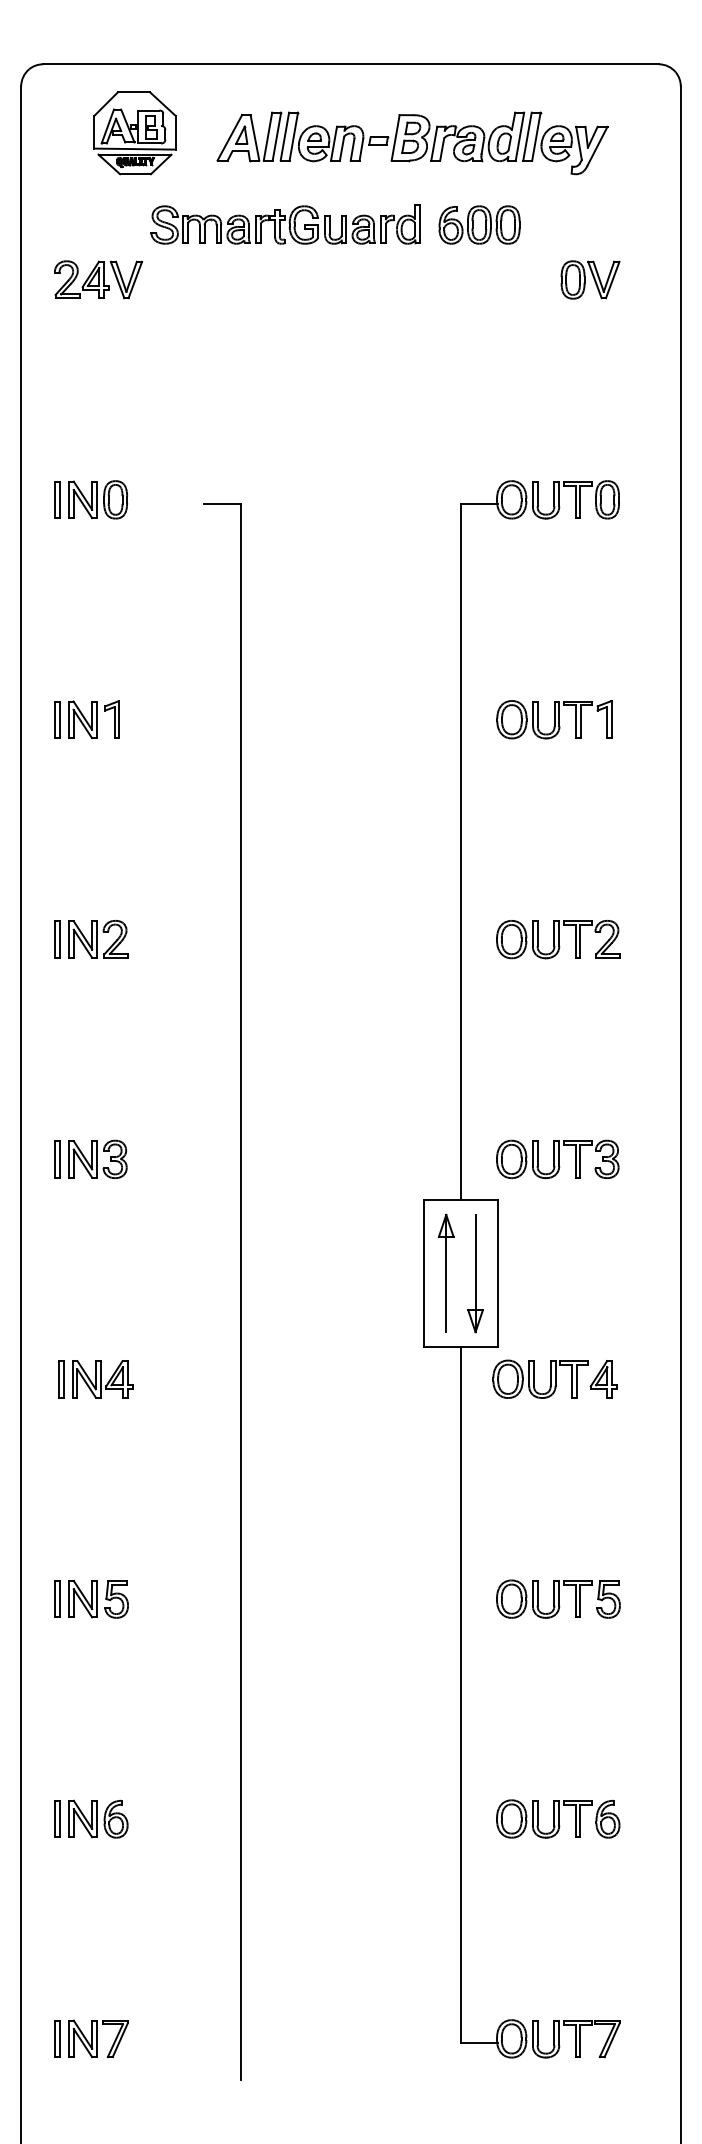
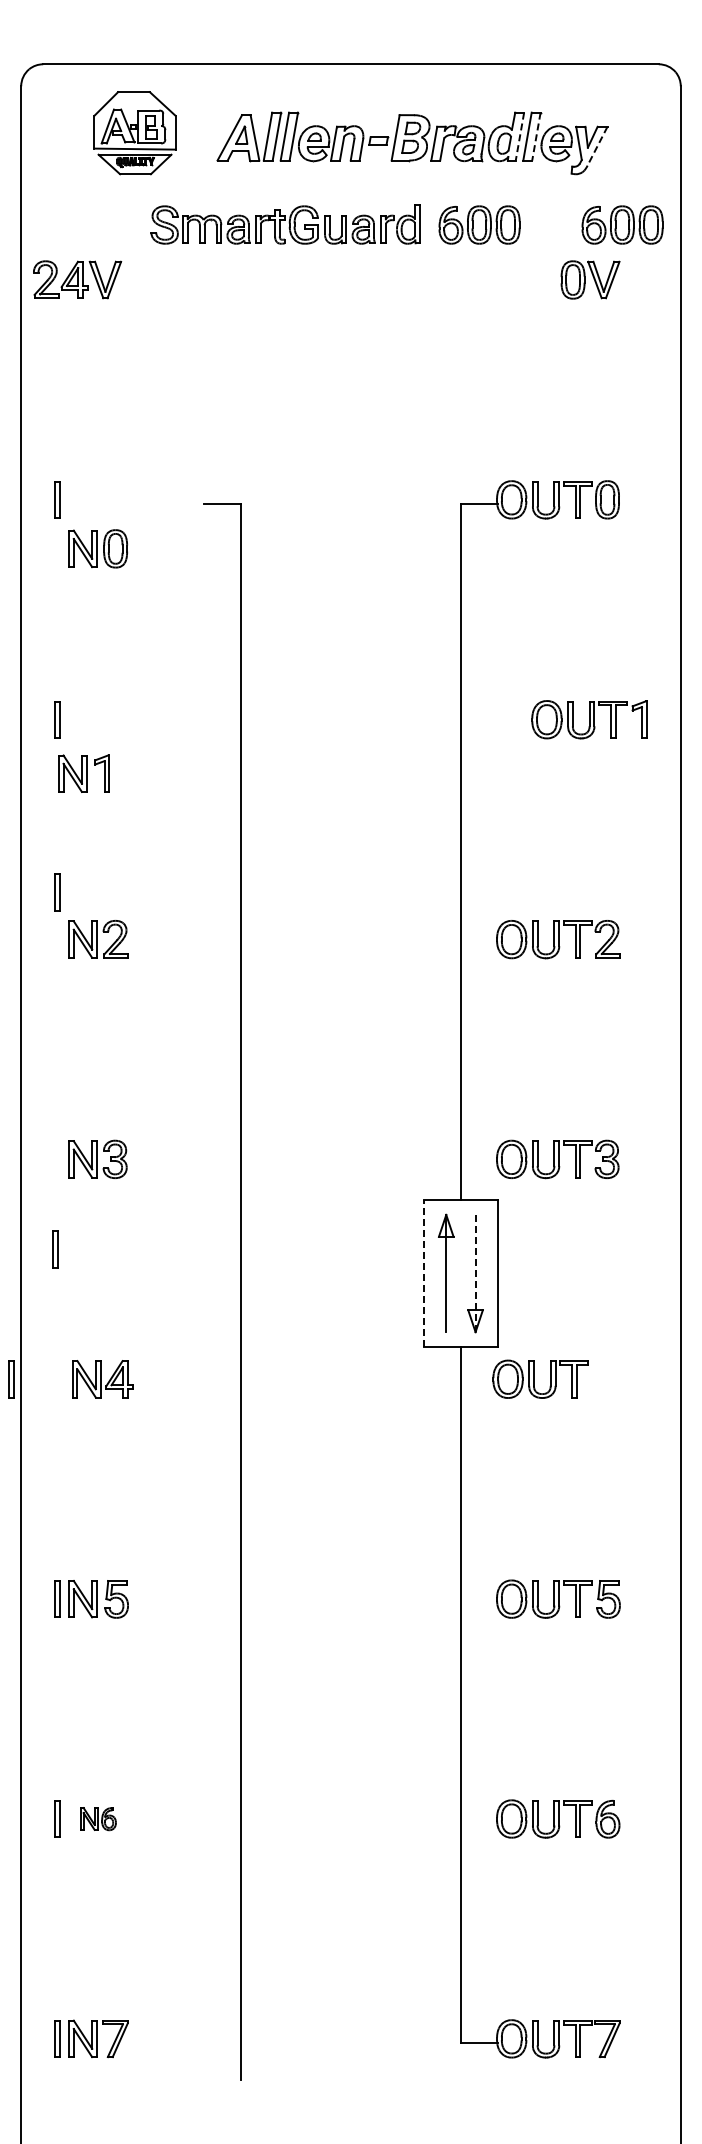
line: solid -> dashed (519, 137)
line: solid -> dashed (536, 137)
line: solid -> dashed (597, 146)
part: none -> present (622, 224)
part position: (98, 279) -> (77, 279) (77, 279)
part position: (97, 499) -> (97, 548) (97, 548)
part position: (93, 719) -> (83, 773) (83, 773)
part position: (554, 719) -> (589, 719) (589, 719)
part position: (57, 939) -> (57, 892) (57, 892)
part position: (57, 1159) -> (55, 1249) (55, 1249)
line: solid -> dashed (424, 1273)
line: solid -> dashed (475, 1273)
part position: (61, 1379) -> (11, 1379) (11, 1379)
part: present -> none (603, 1379)
part size: 61x40 px -> 37x25 px (98, 1819)
